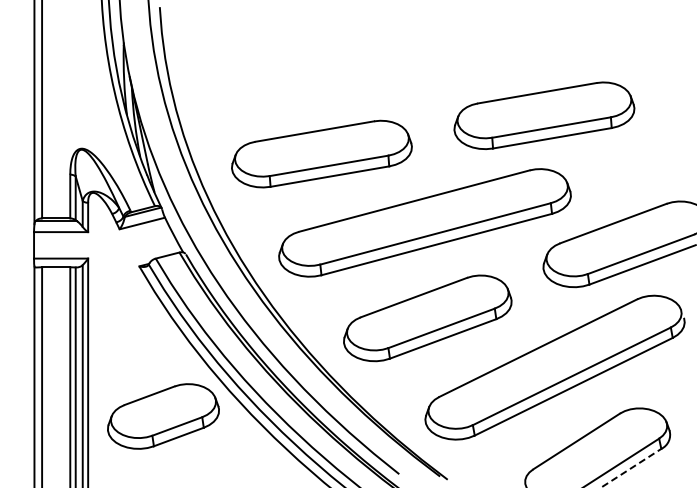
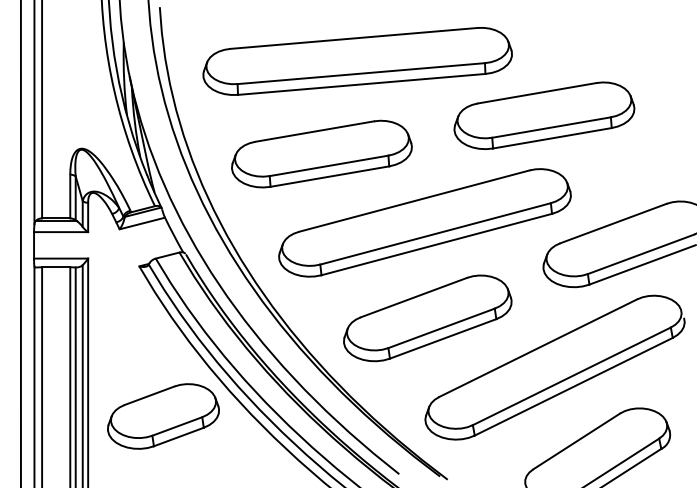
part: none -> present (357, 61)
line: none -> present (20, 243)
line: dashed -> solid (631, 468)
